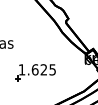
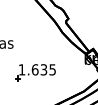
text: 1.625 -> 1.635 (43, 69)
